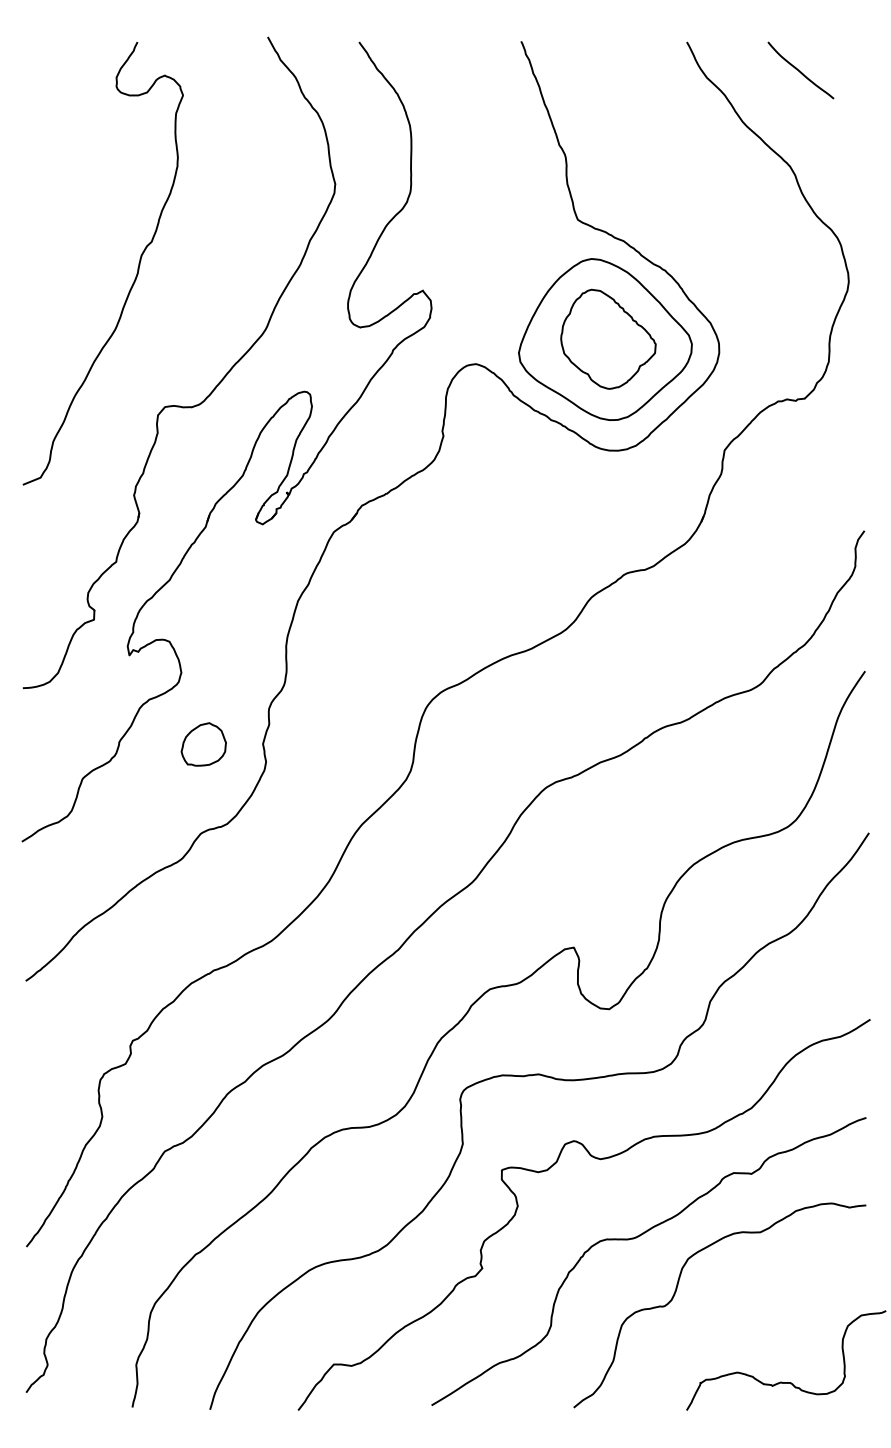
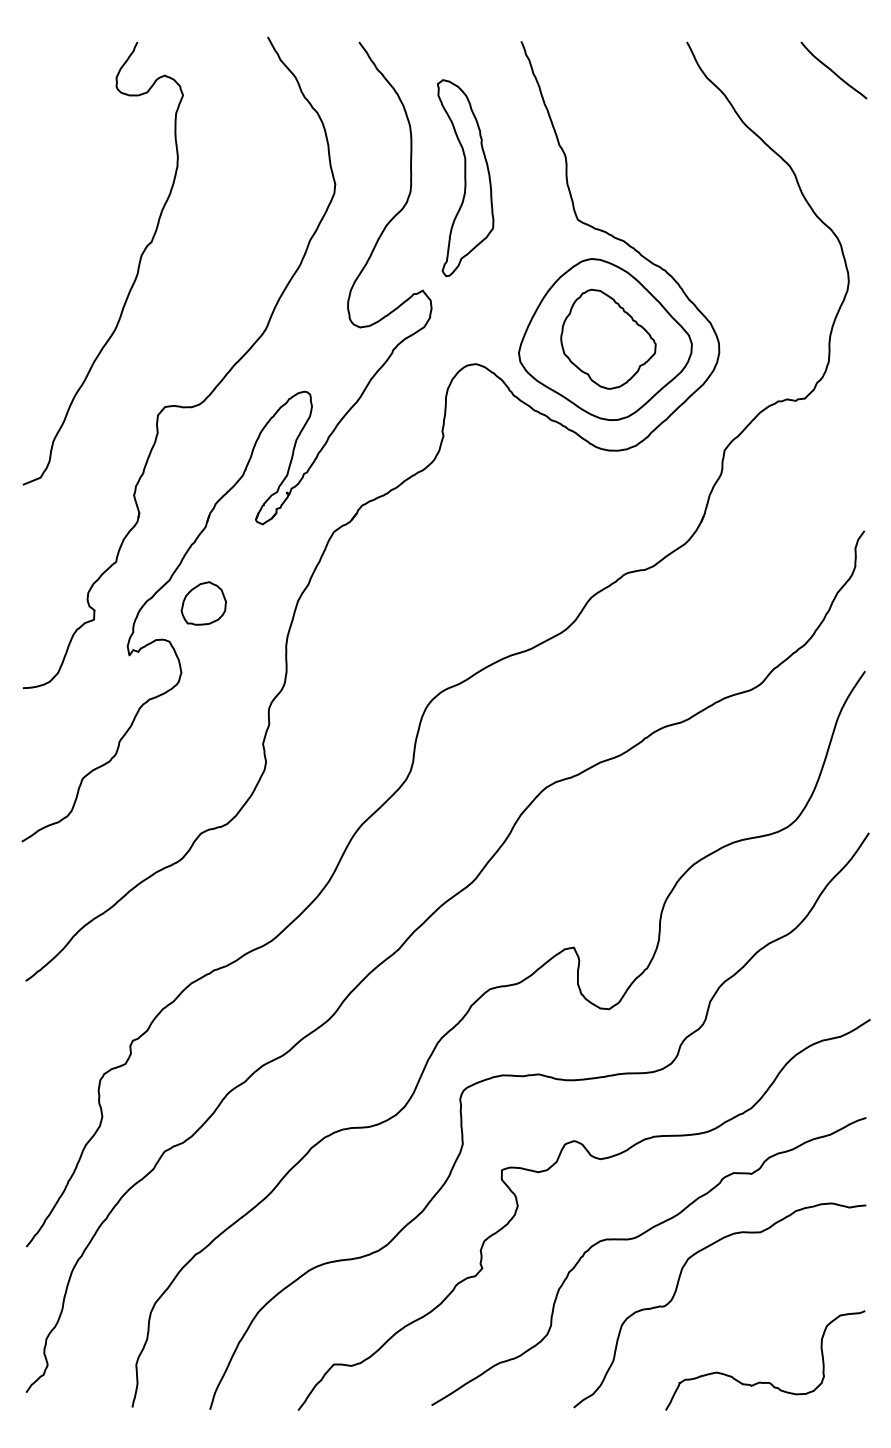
curve position: (800, 70) -> (833, 70) (833, 70)
part: none -> present (465, 178)
part position: (203, 744) -> (203, 603) (203, 603)
curve position: (781, 1381) -> (760, 1381) (760, 1381)
